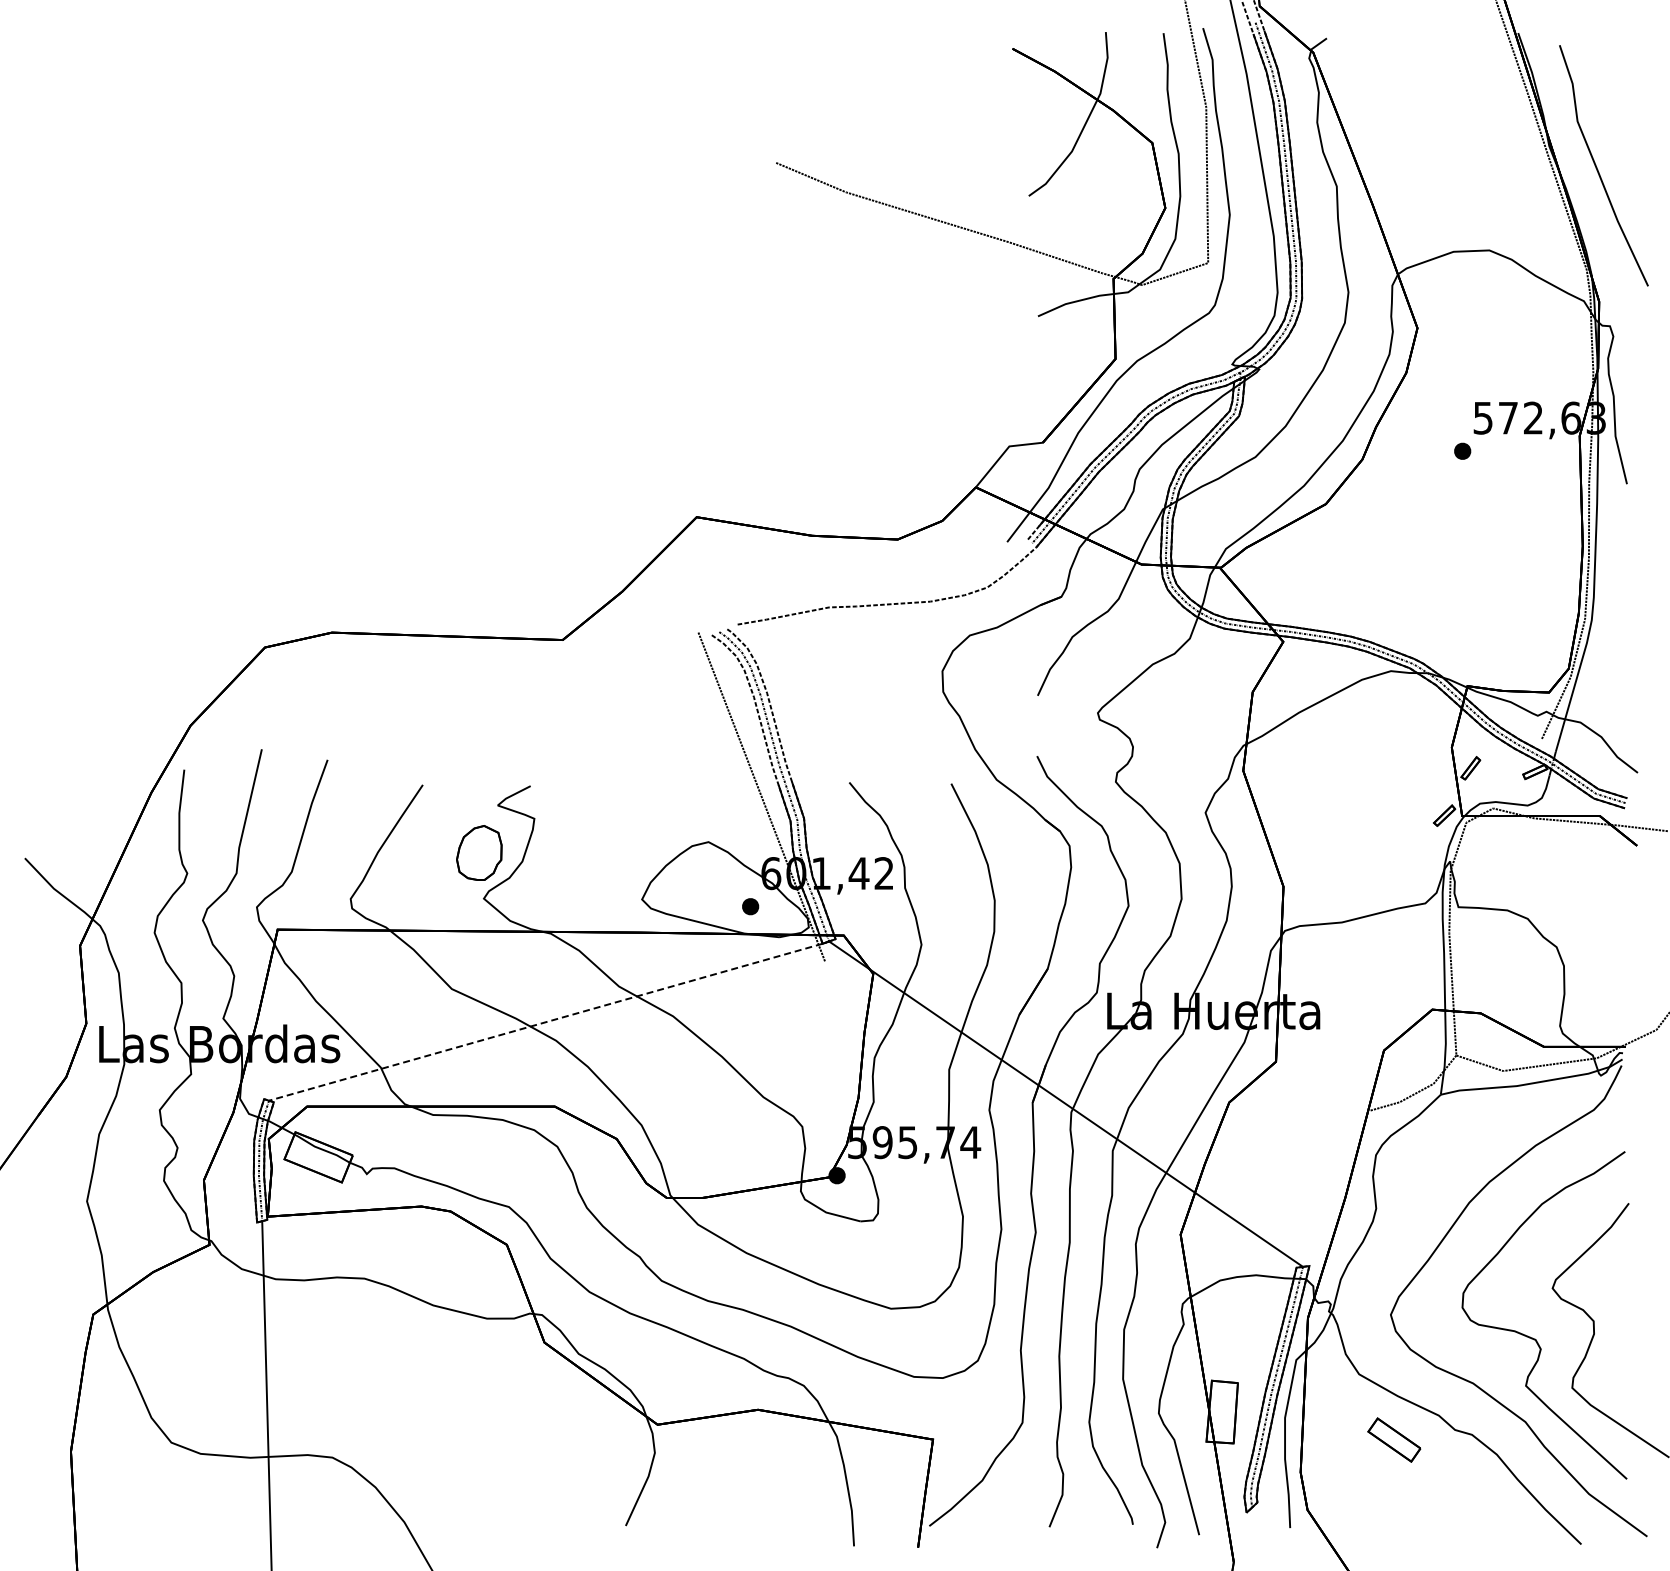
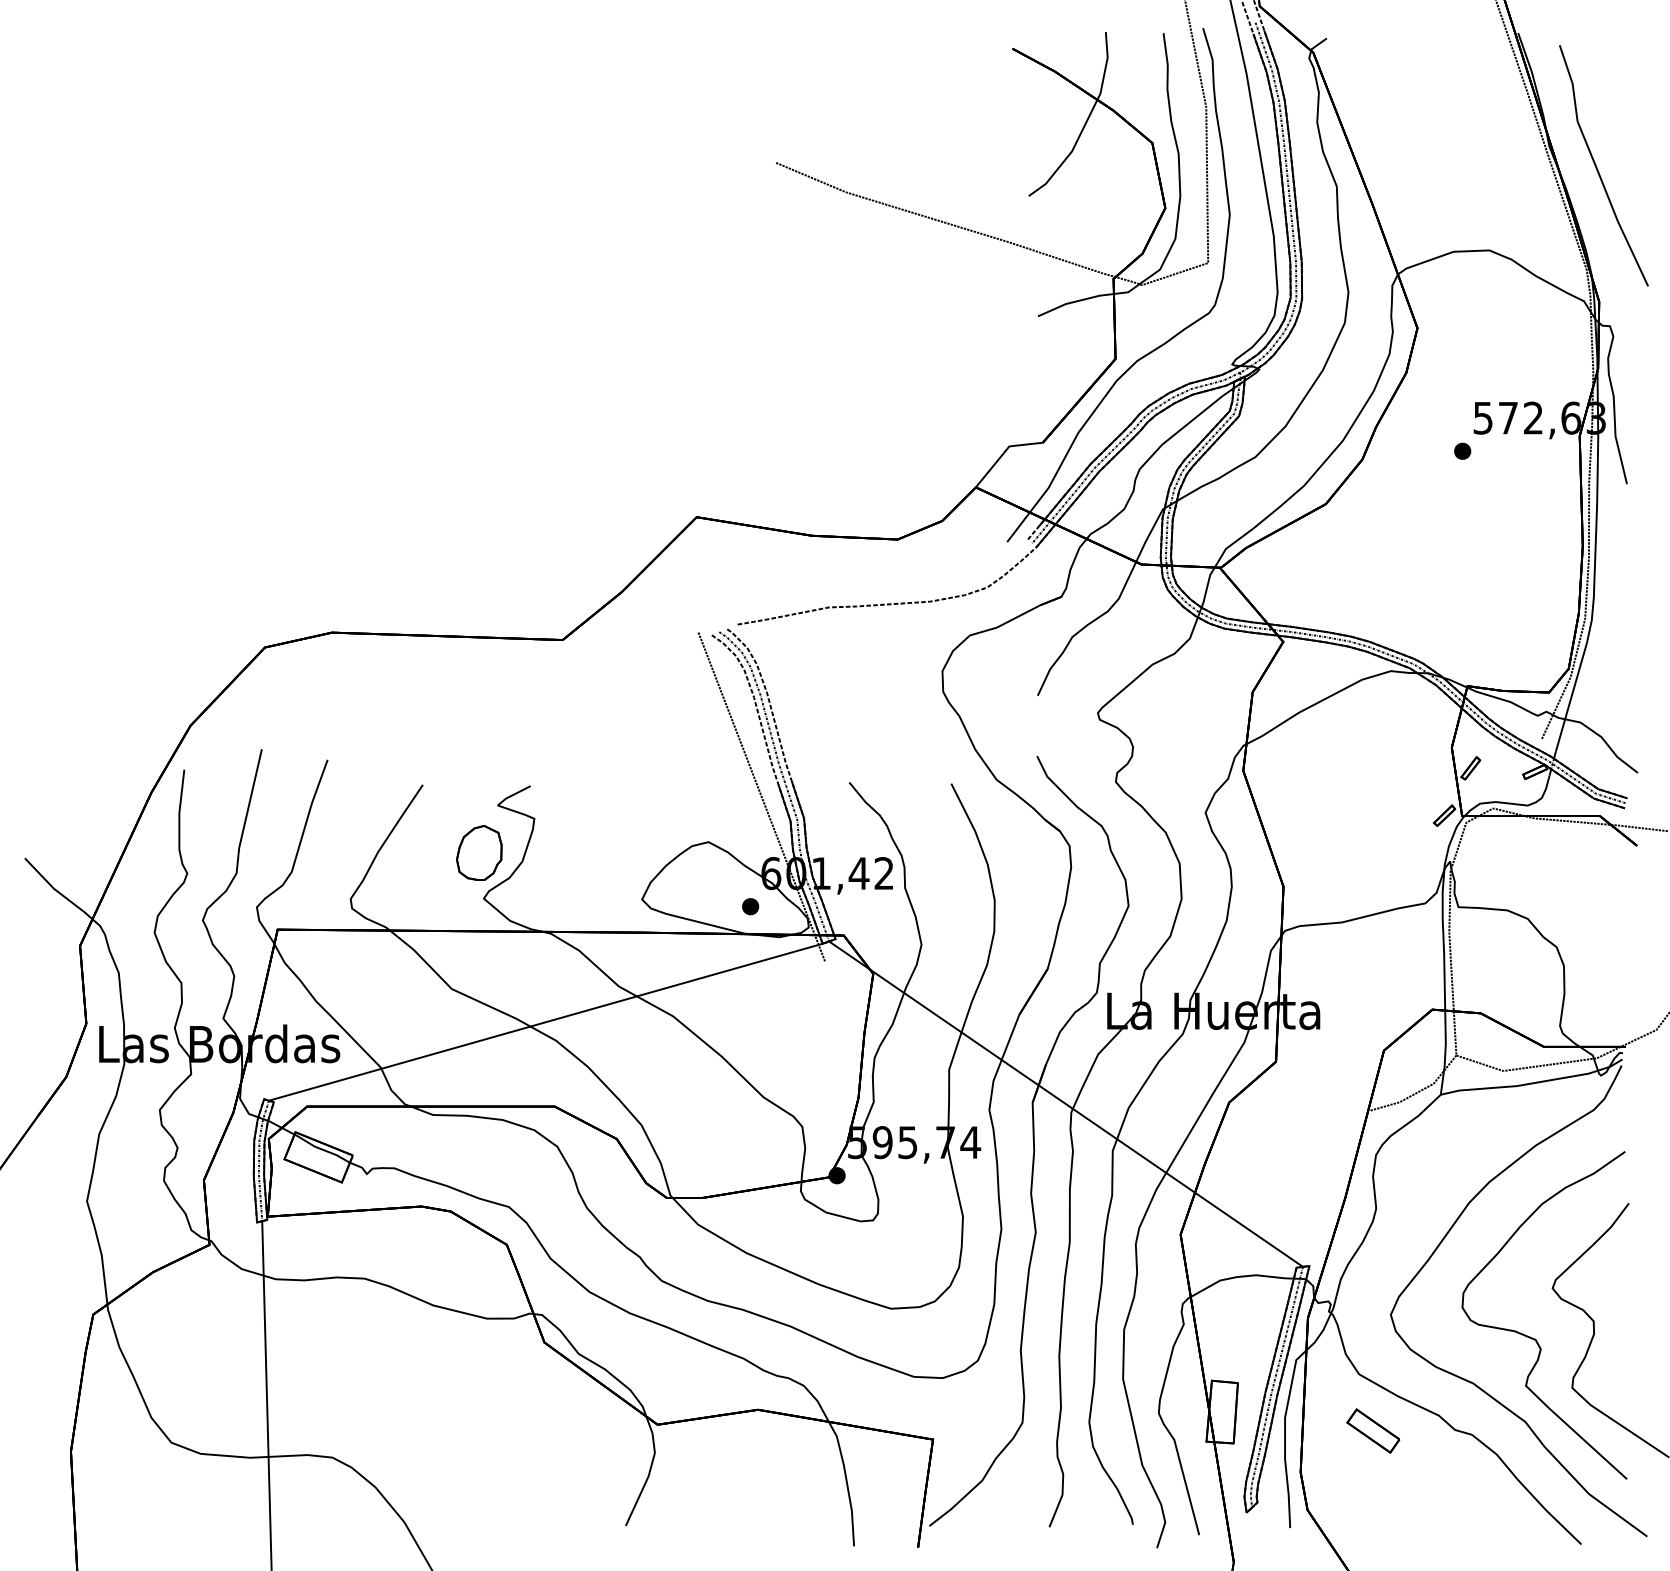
line: dashed -> solid (545, 1022)
part position: (1394, 1439) -> (1373, 1430) (1373, 1430)
